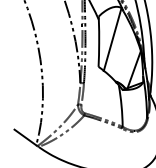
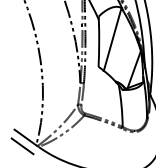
line: none -> present (22, 146)
